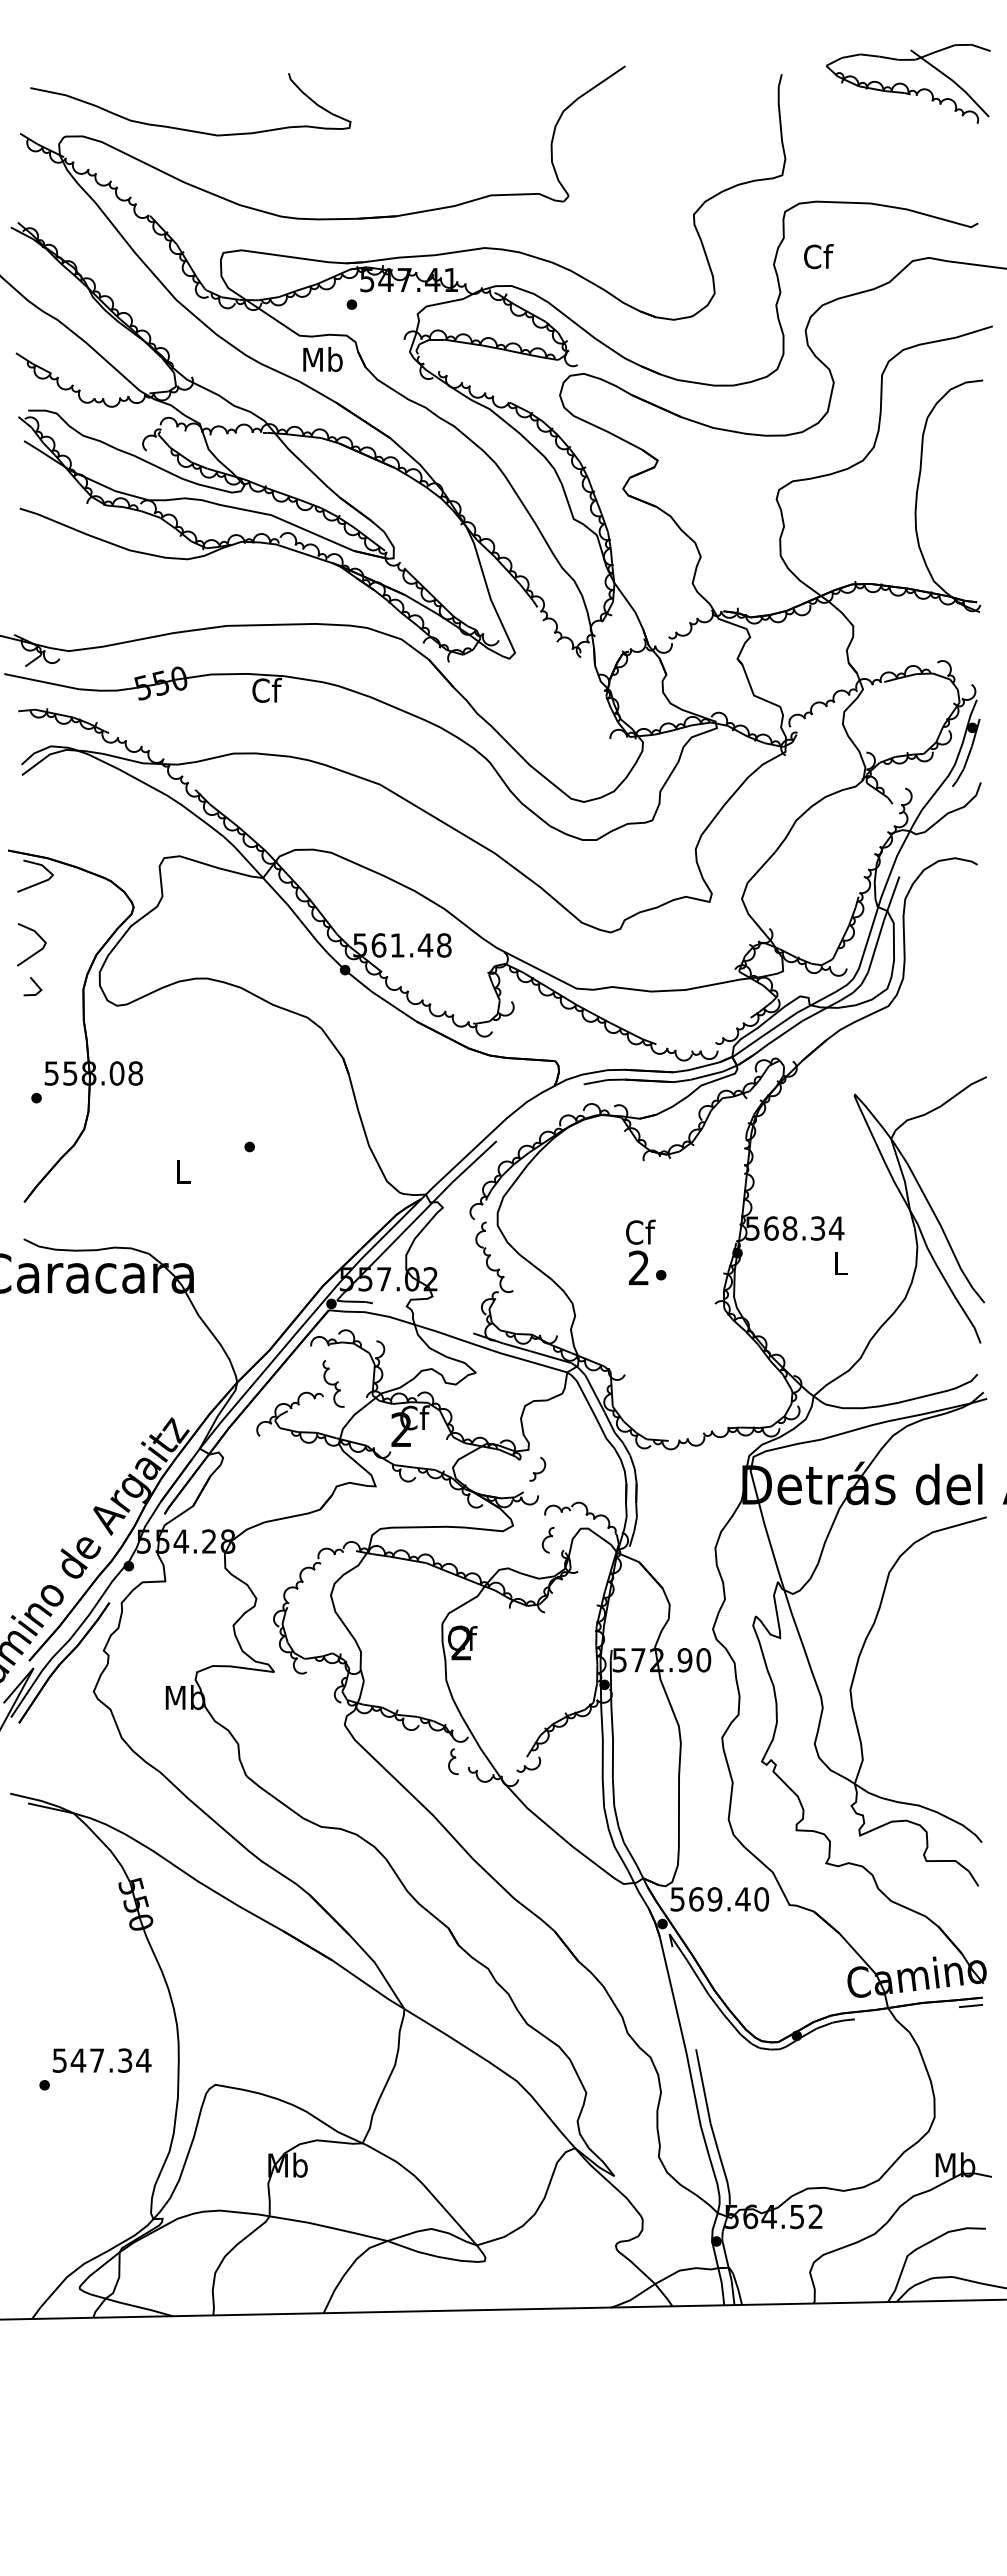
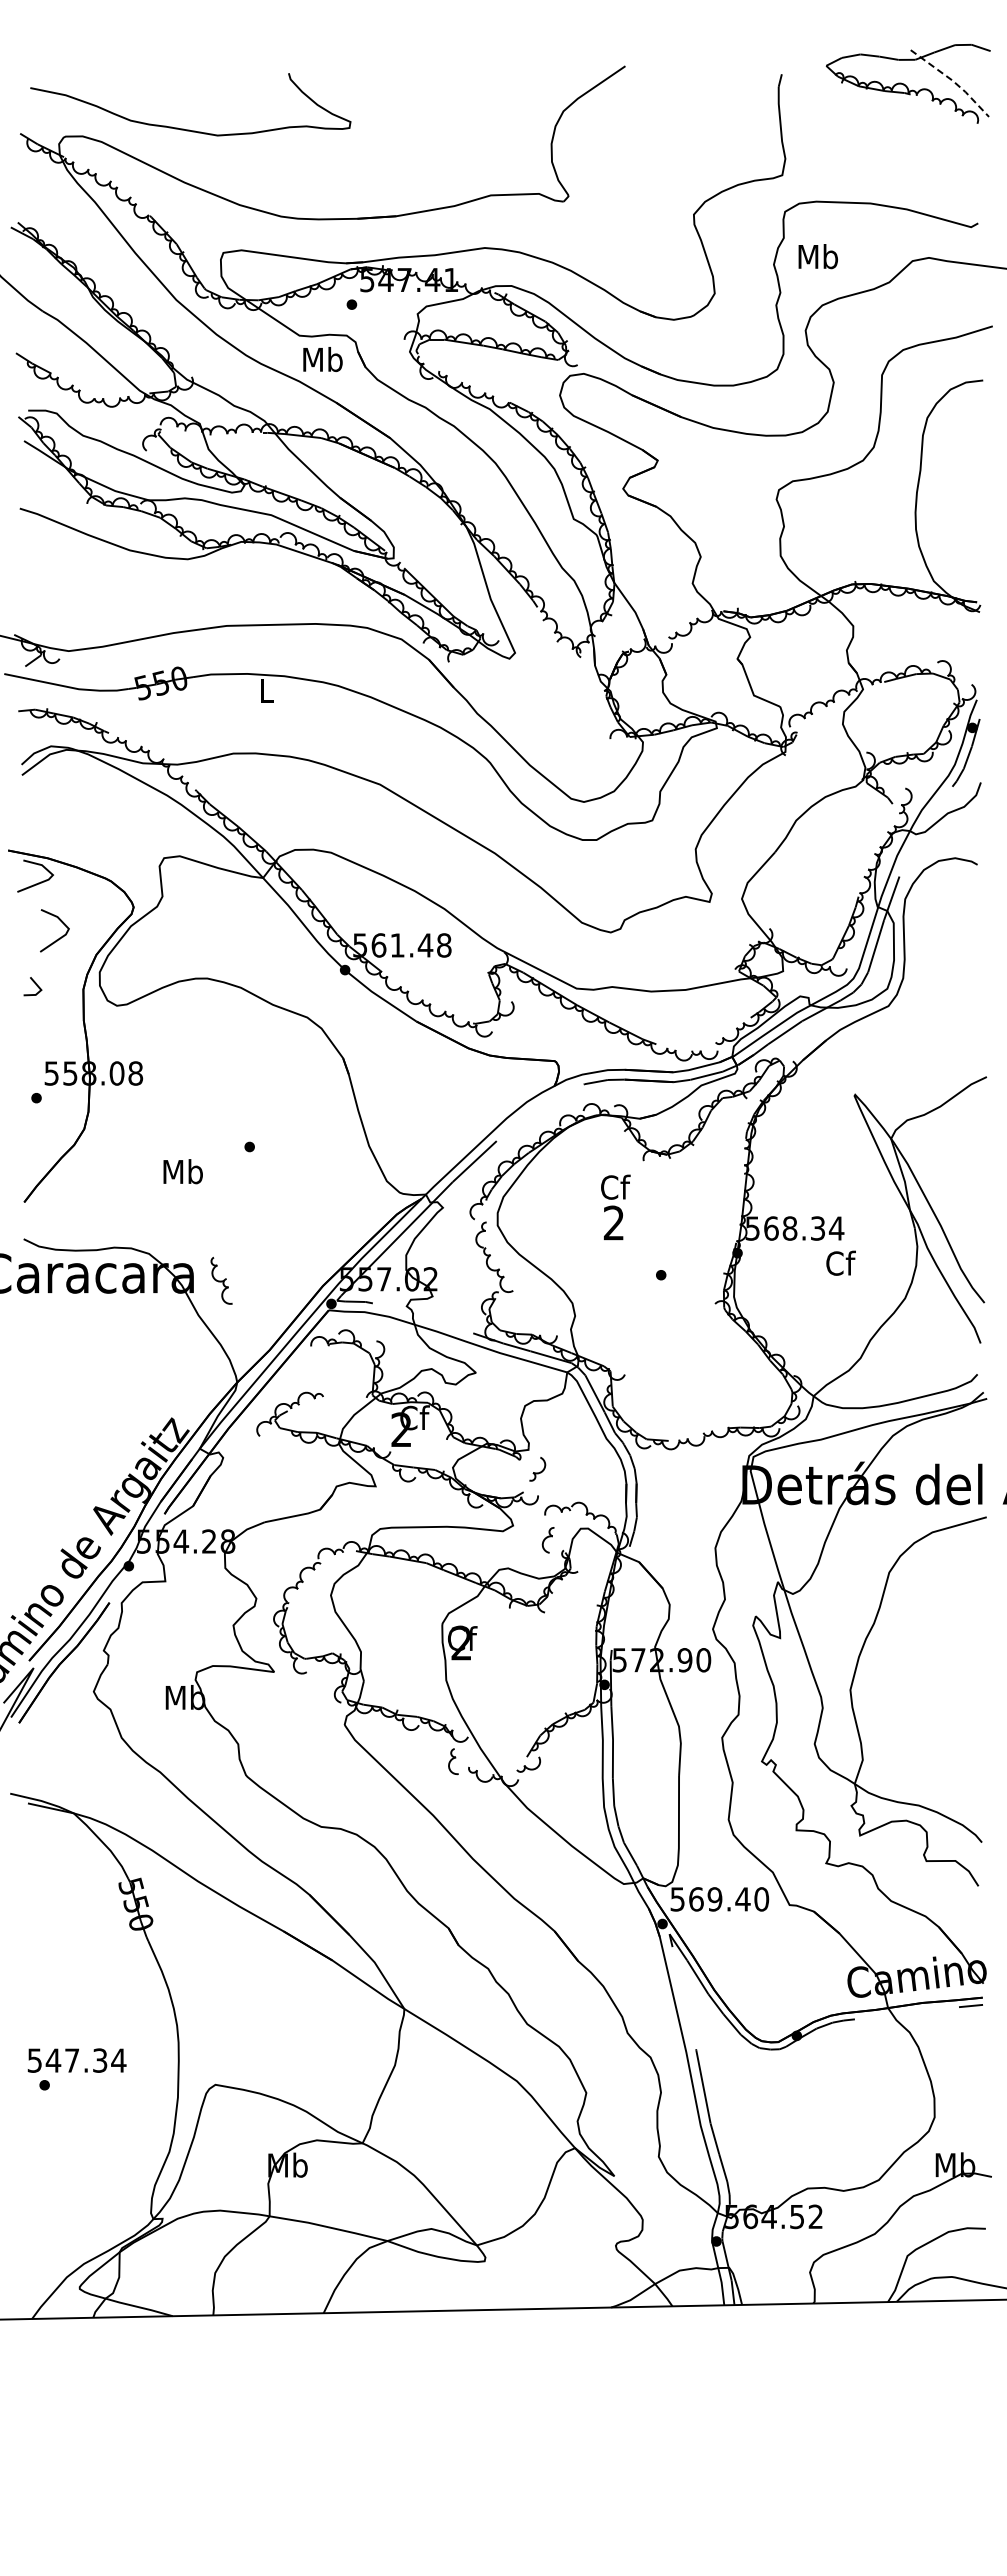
line: solid -> dashed (953, 81)
text: Cf -> Mb (817, 256)
text: Cf -> L (267, 689)
line position: (36, 951) -> (59, 937) (59, 937)
text: L -> Mb (182, 1171)
text position: (640, 1252) -> (615, 1207) (615, 1207)
text: L -> Cf (840, 1262)
part position: (333, 1383) -> (221, 1280) (221, 1280)
text position: (101, 2060) -> (76, 2060) (76, 2060)
